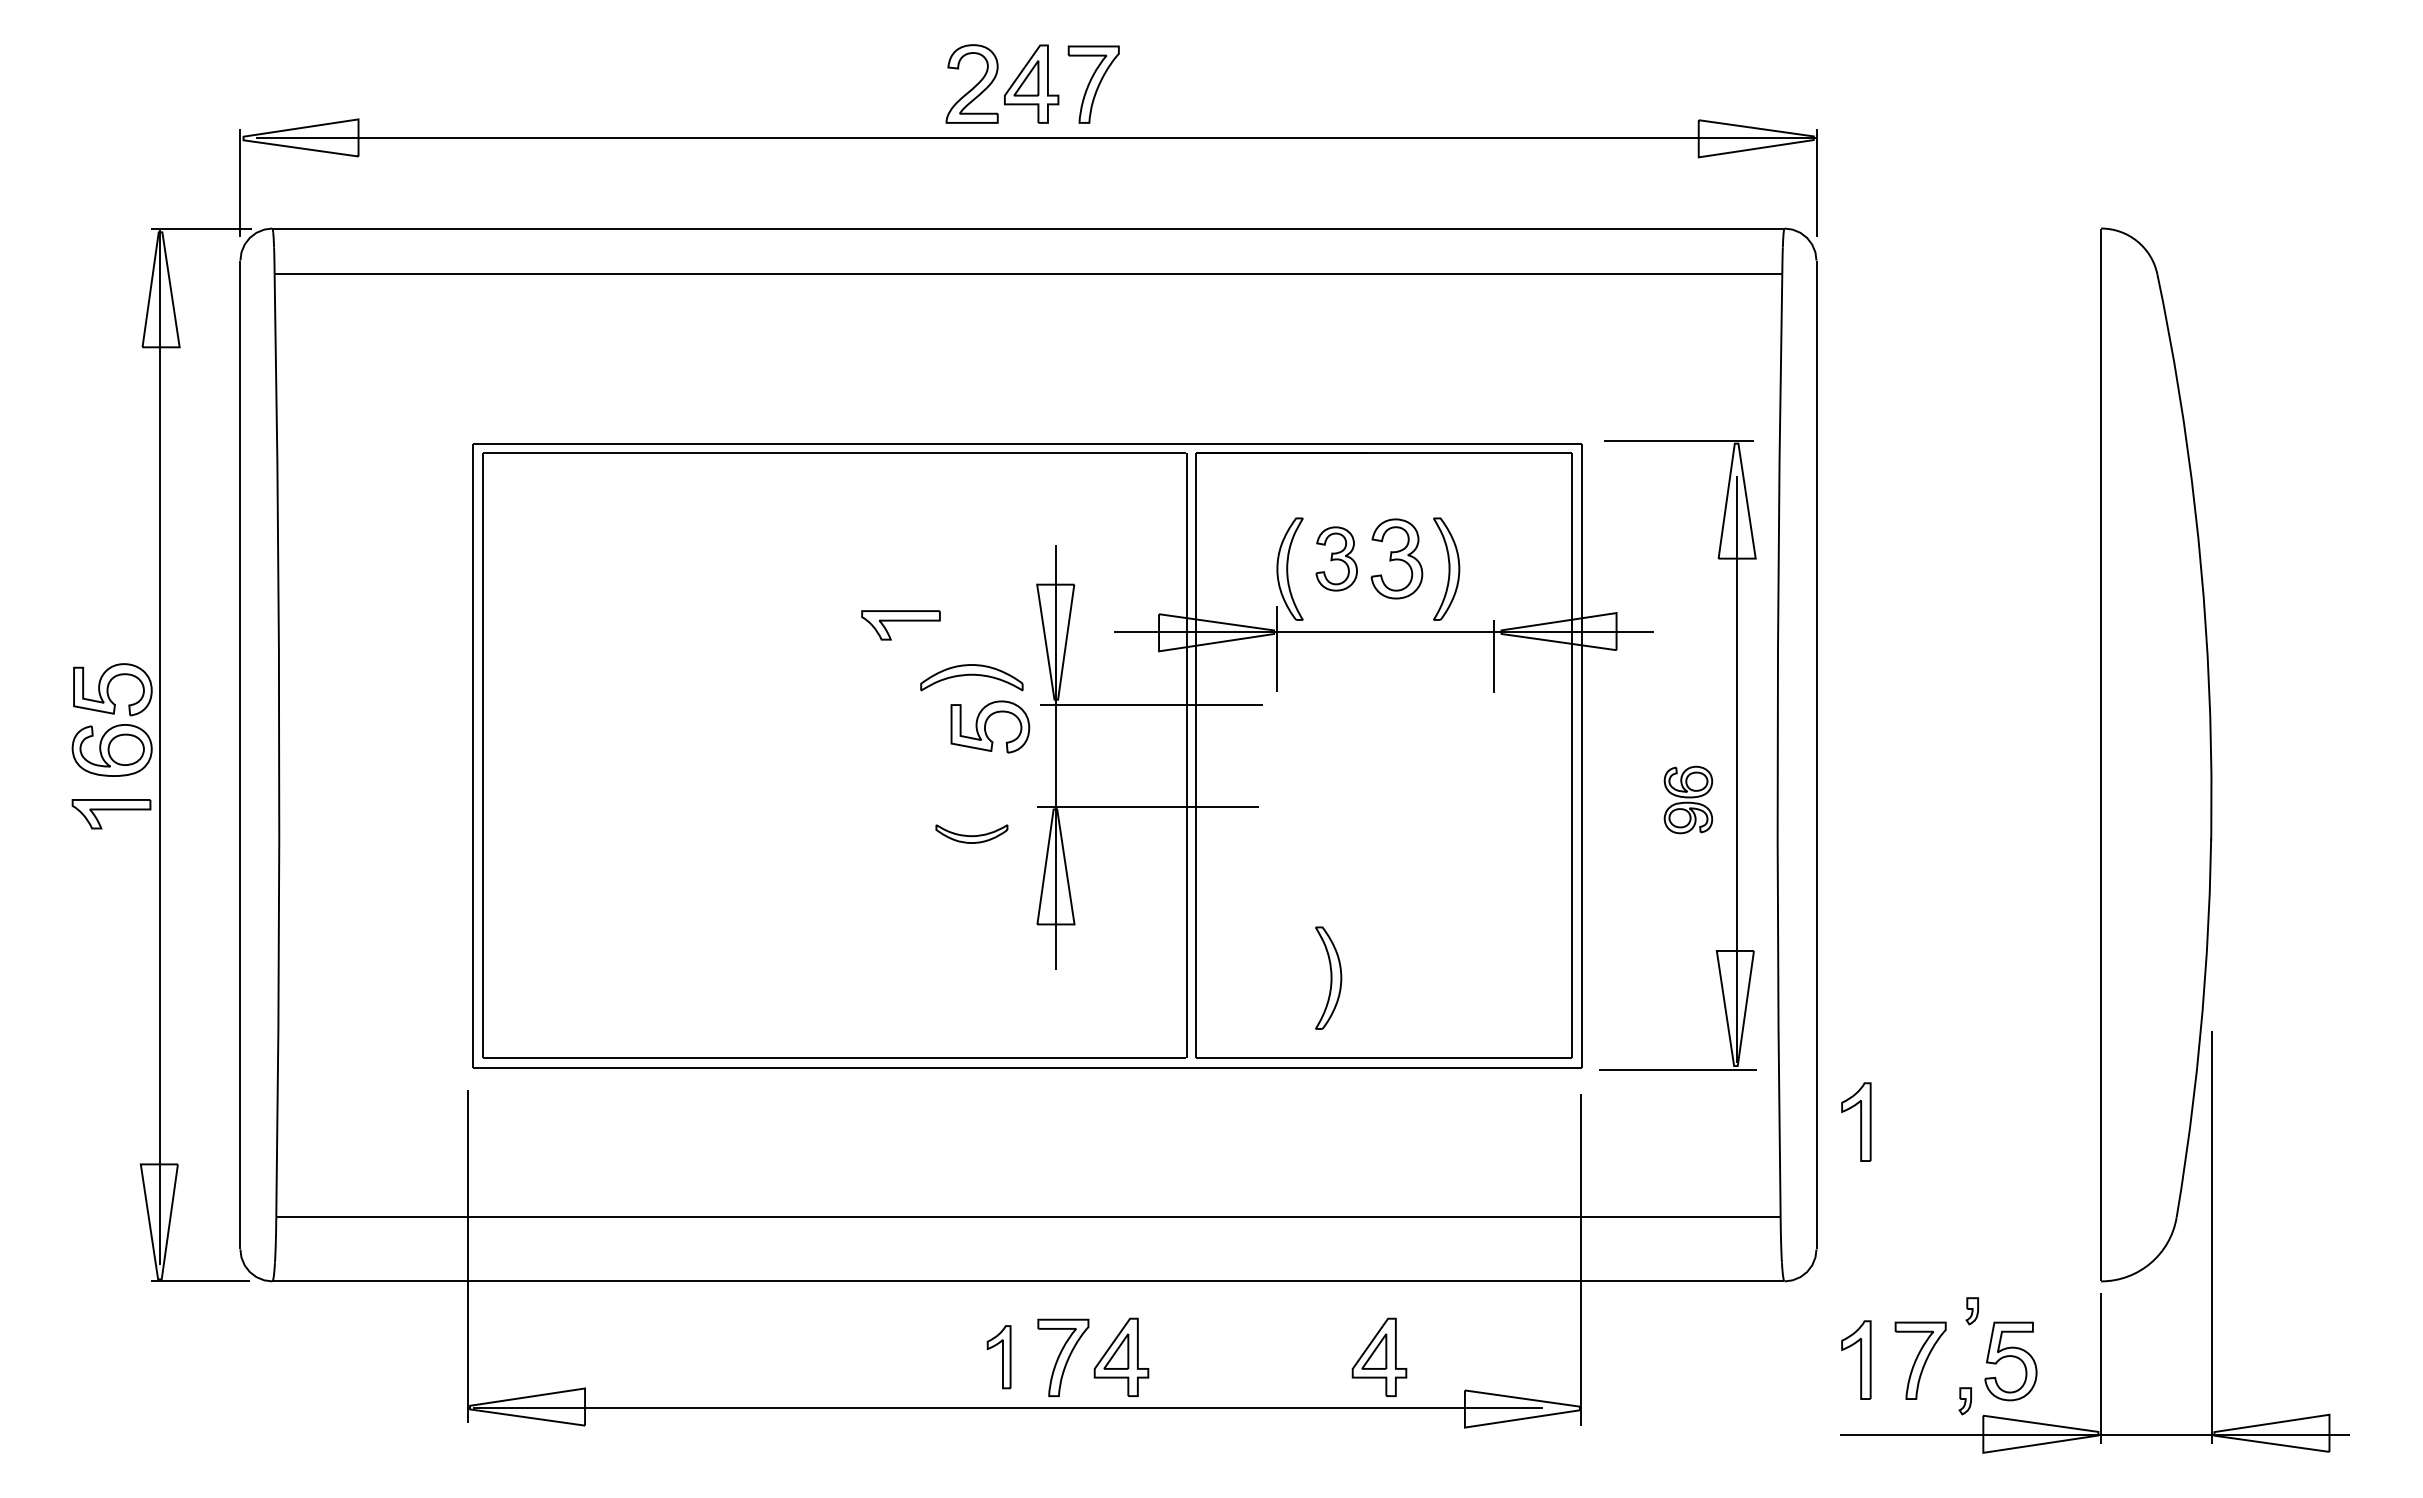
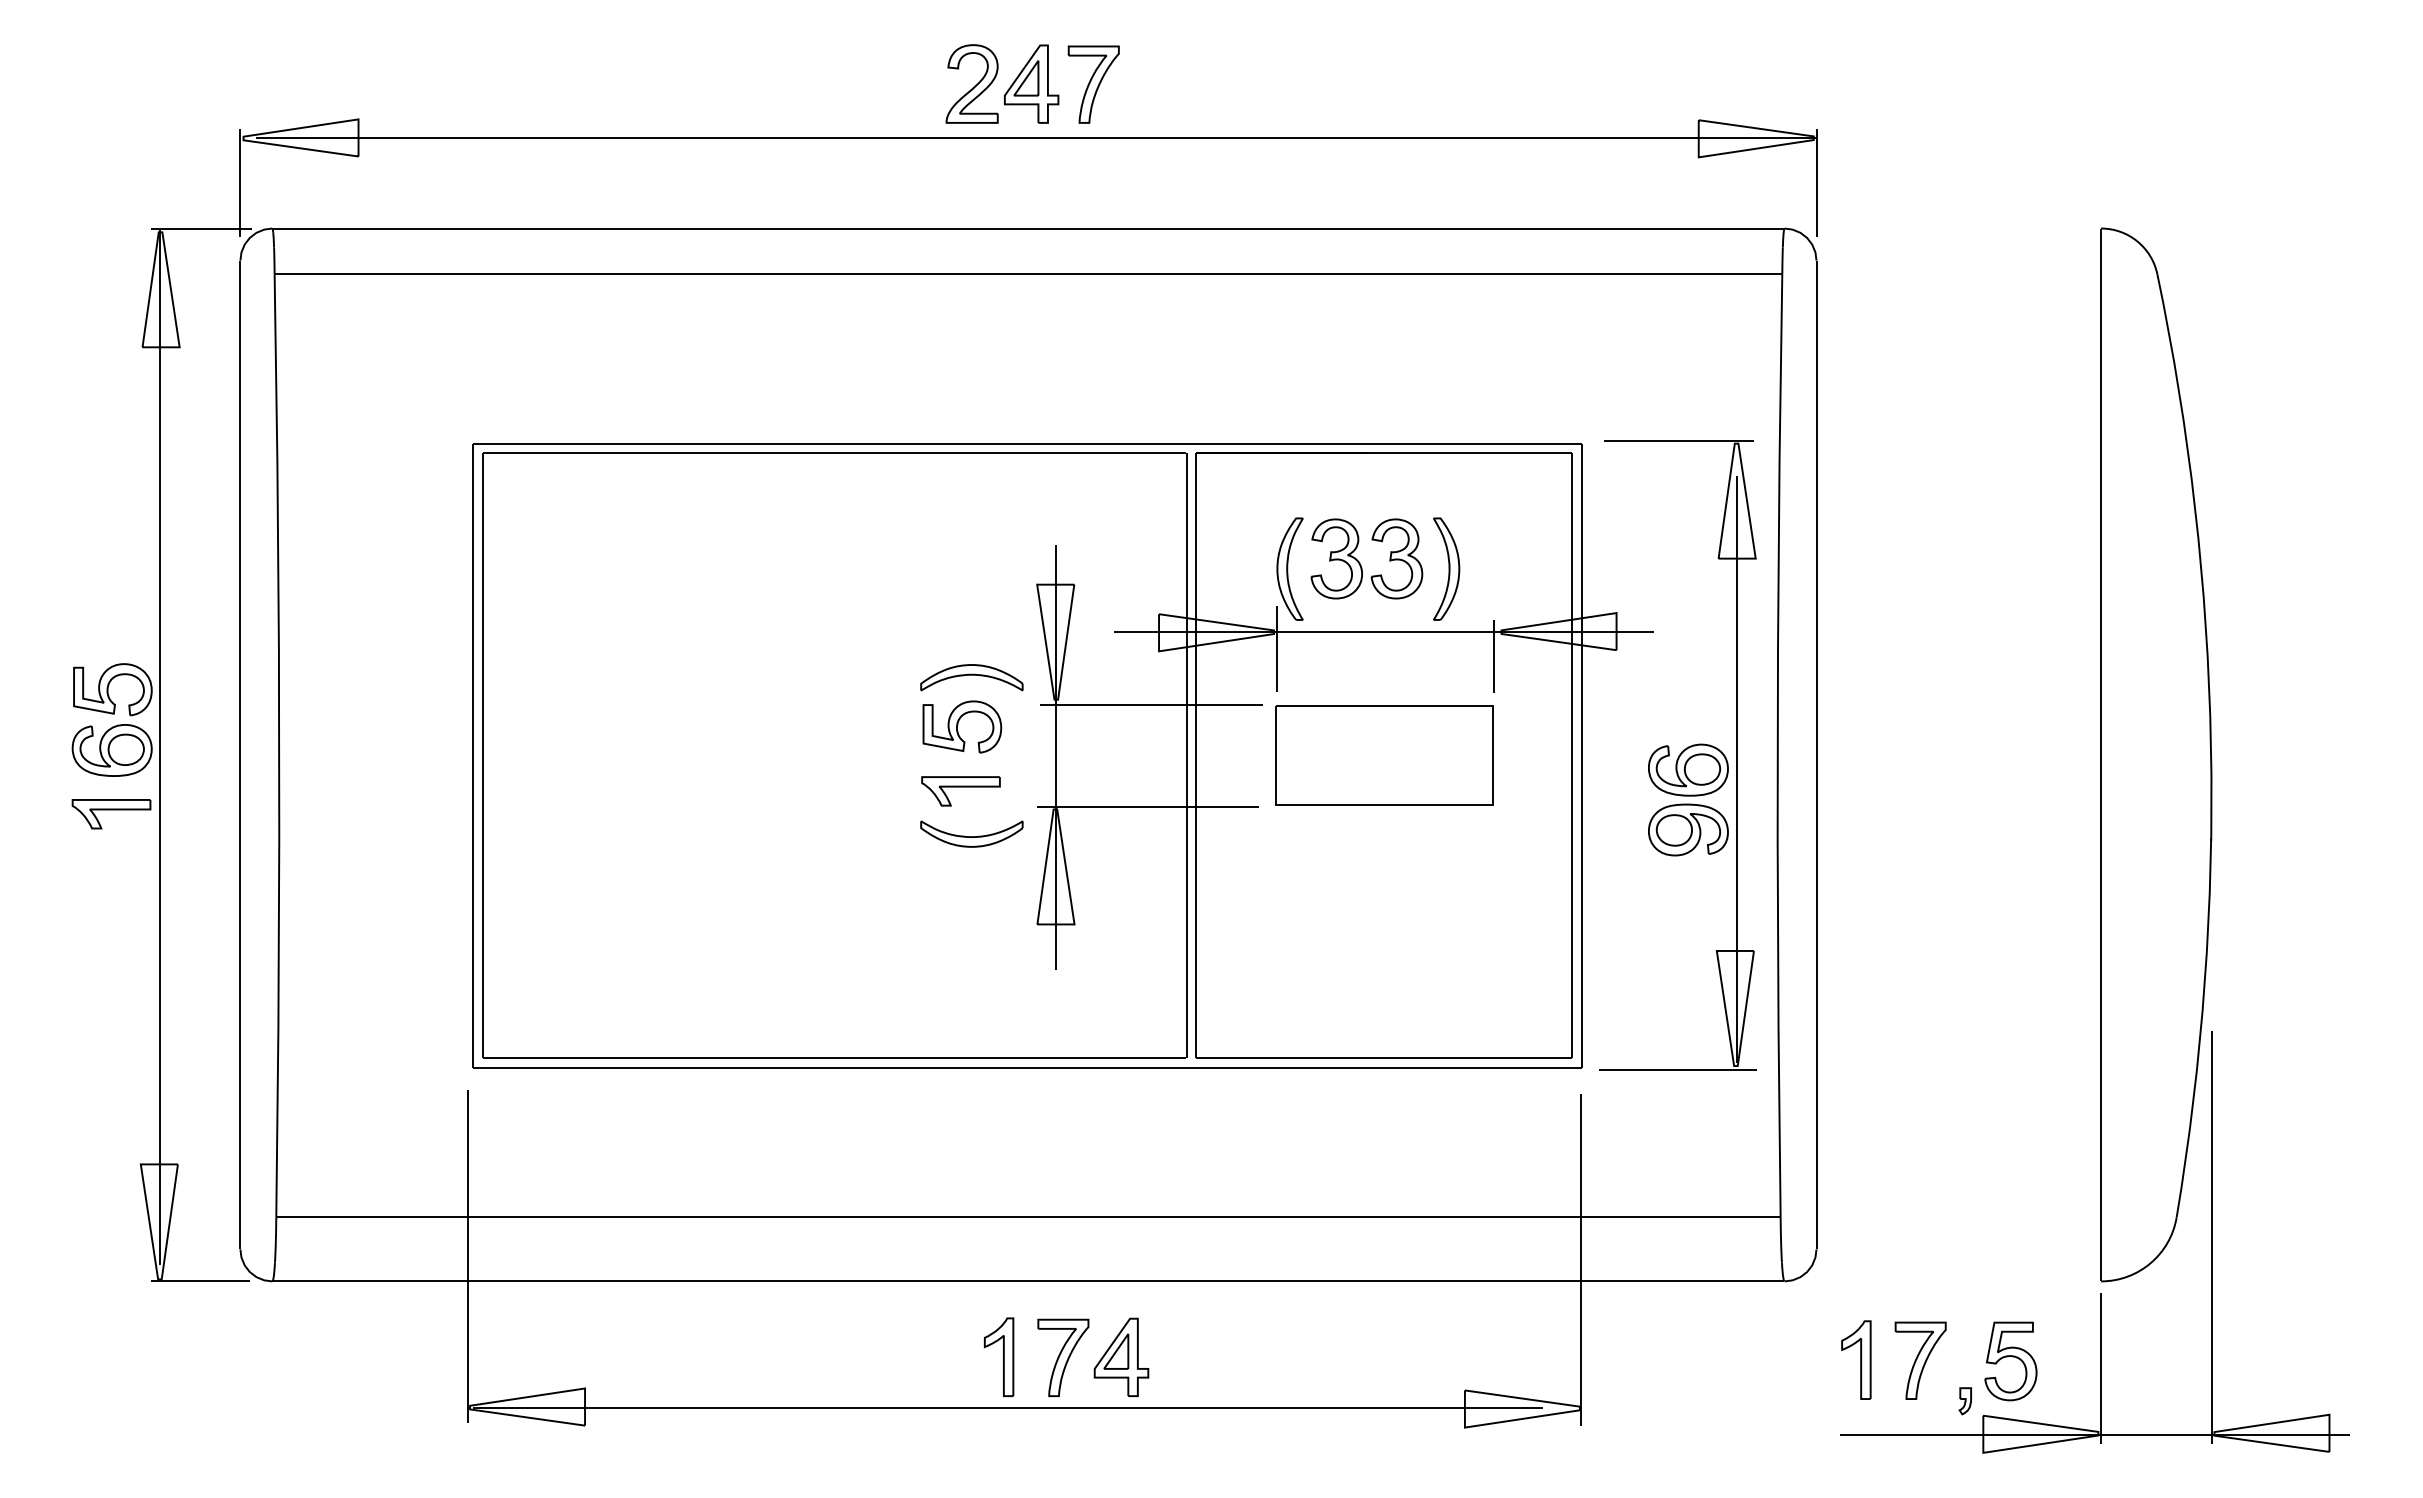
part size: 43x66 px -> 53x82 px (1336, 558)
part position: (900, 625) -> (960, 791) (960, 791)
part position: (990, 726) -> (962, 726) (962, 726)
part: none -> present (1384, 755)
part size: 51x70 px -> 81x114 px (1688, 799)
part size: 74x20 px -> 104x28 px (971, 833)
part: present -> none (1328, 977)
part: present -> none (1856, 1121)
part: present -> none (1971, 1311)
part: present -> none (1379, 1356)
part size: 26x65 px -> 31x80 px (999, 1356)
